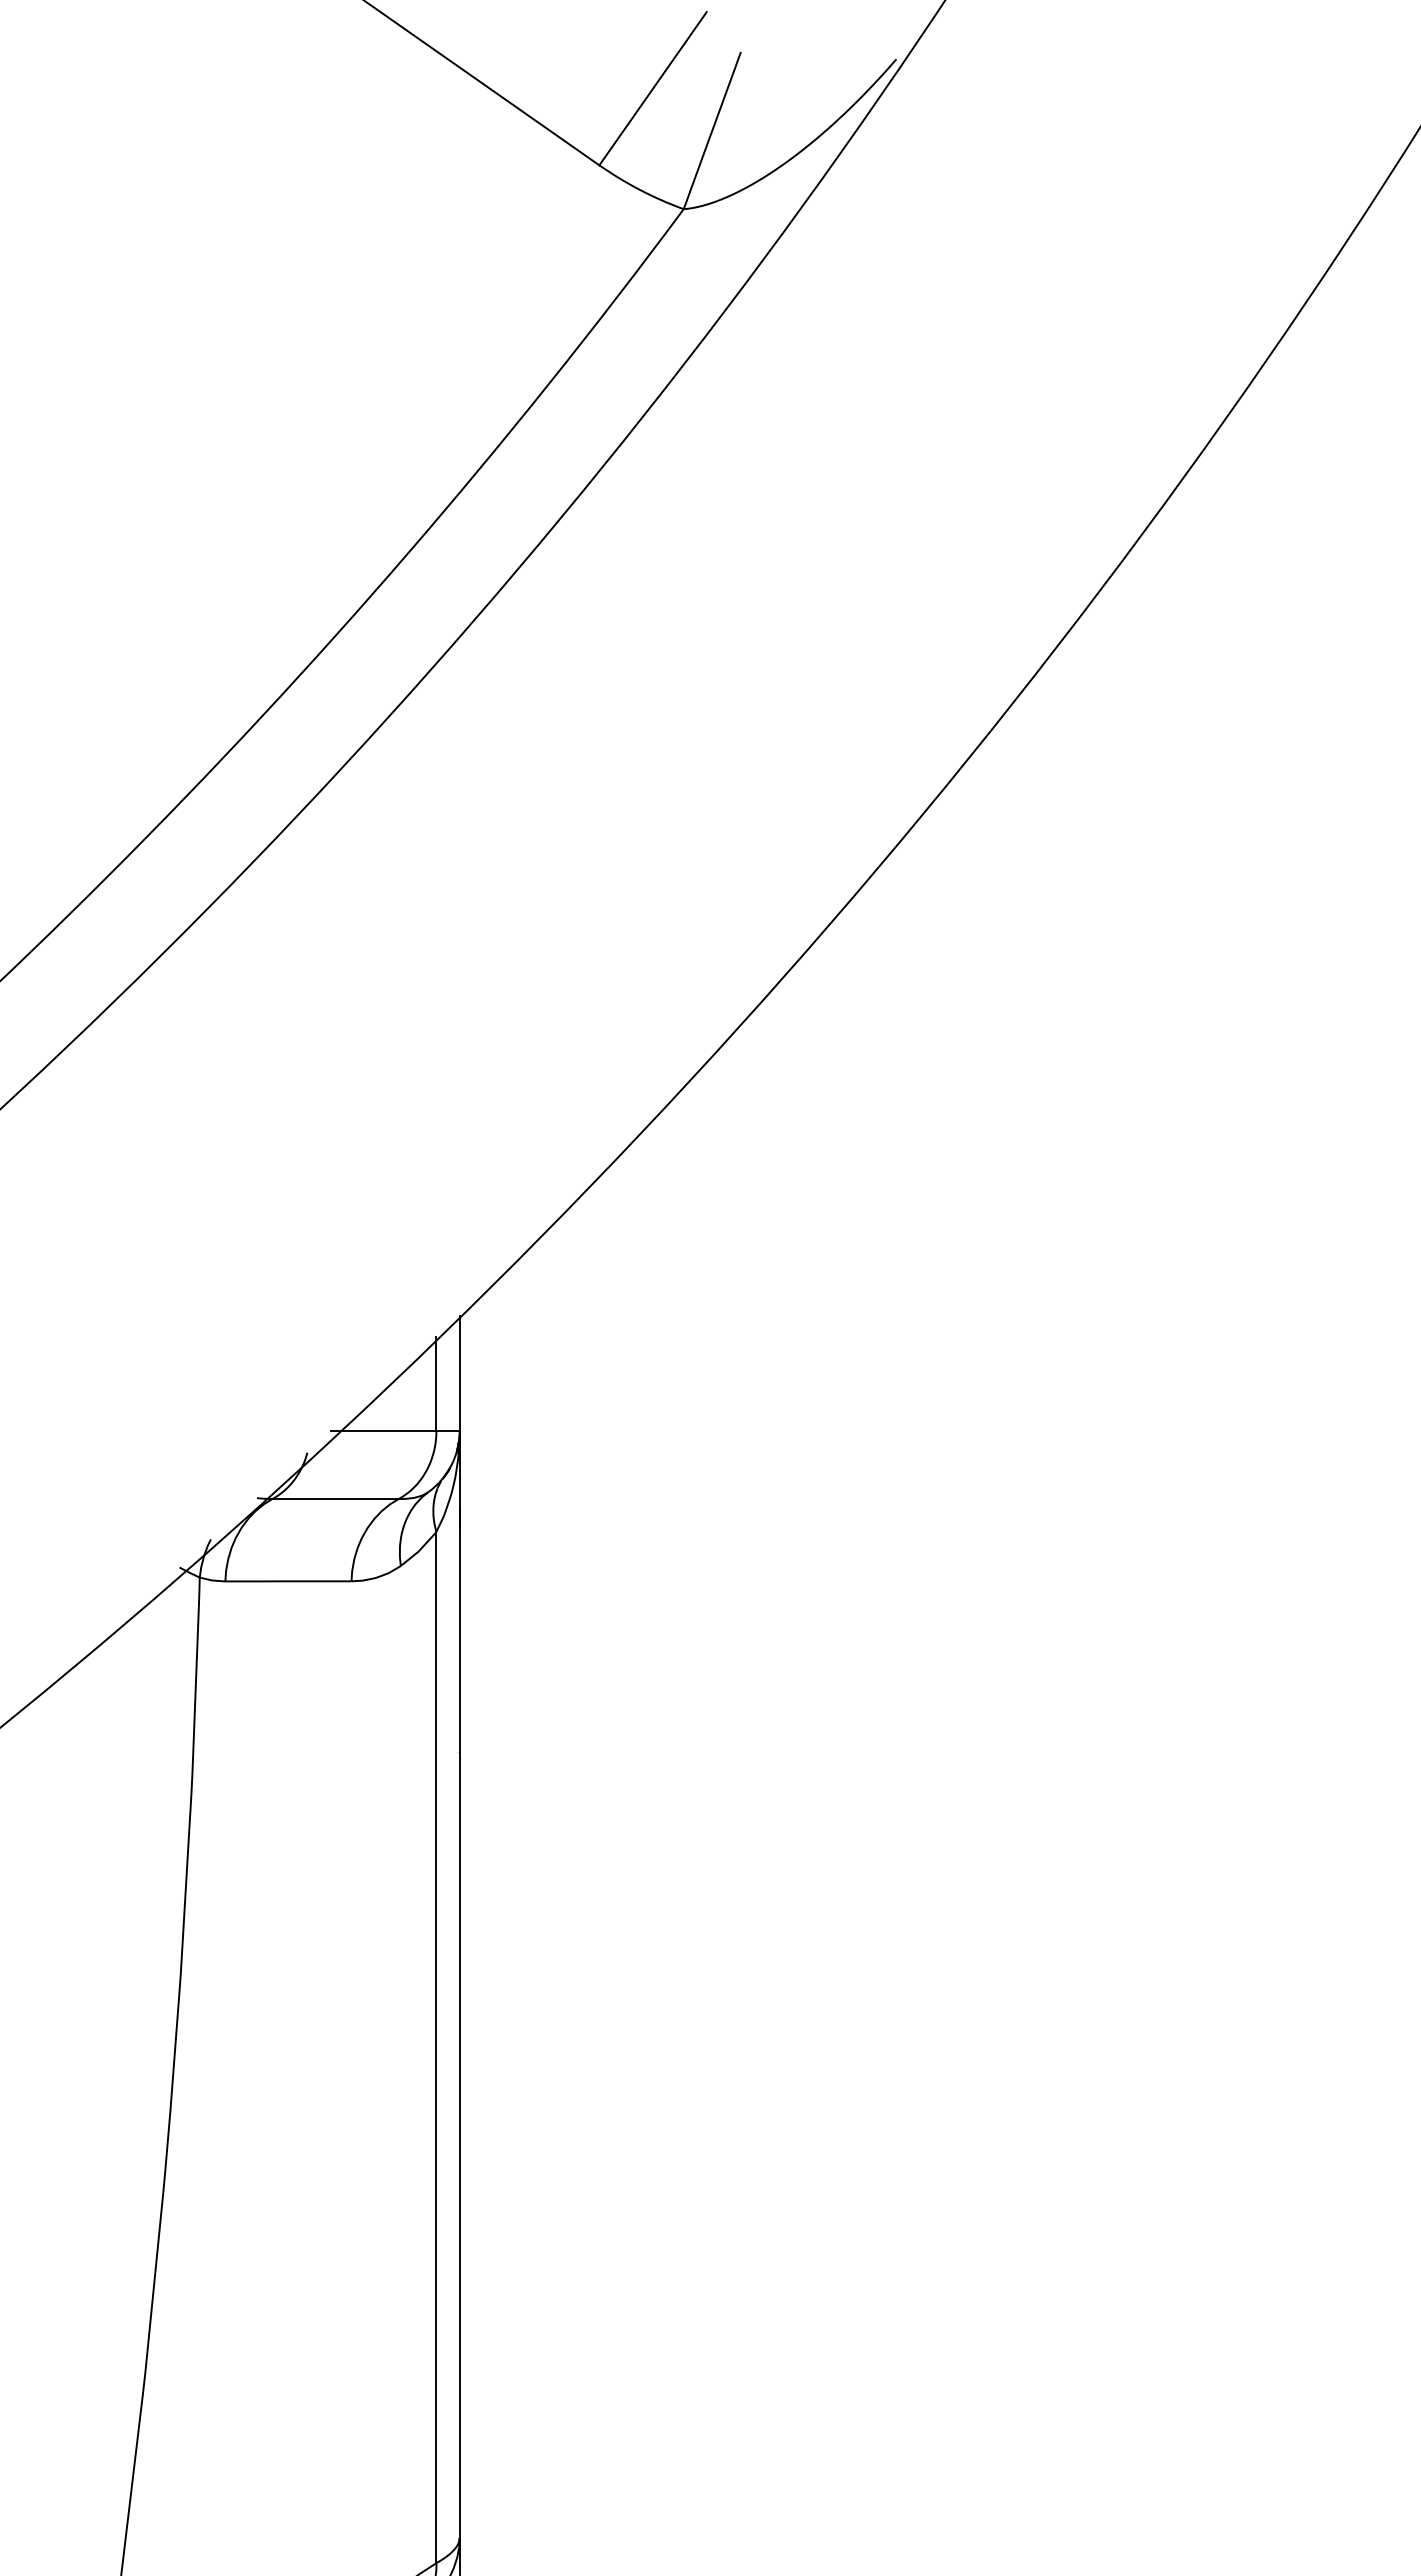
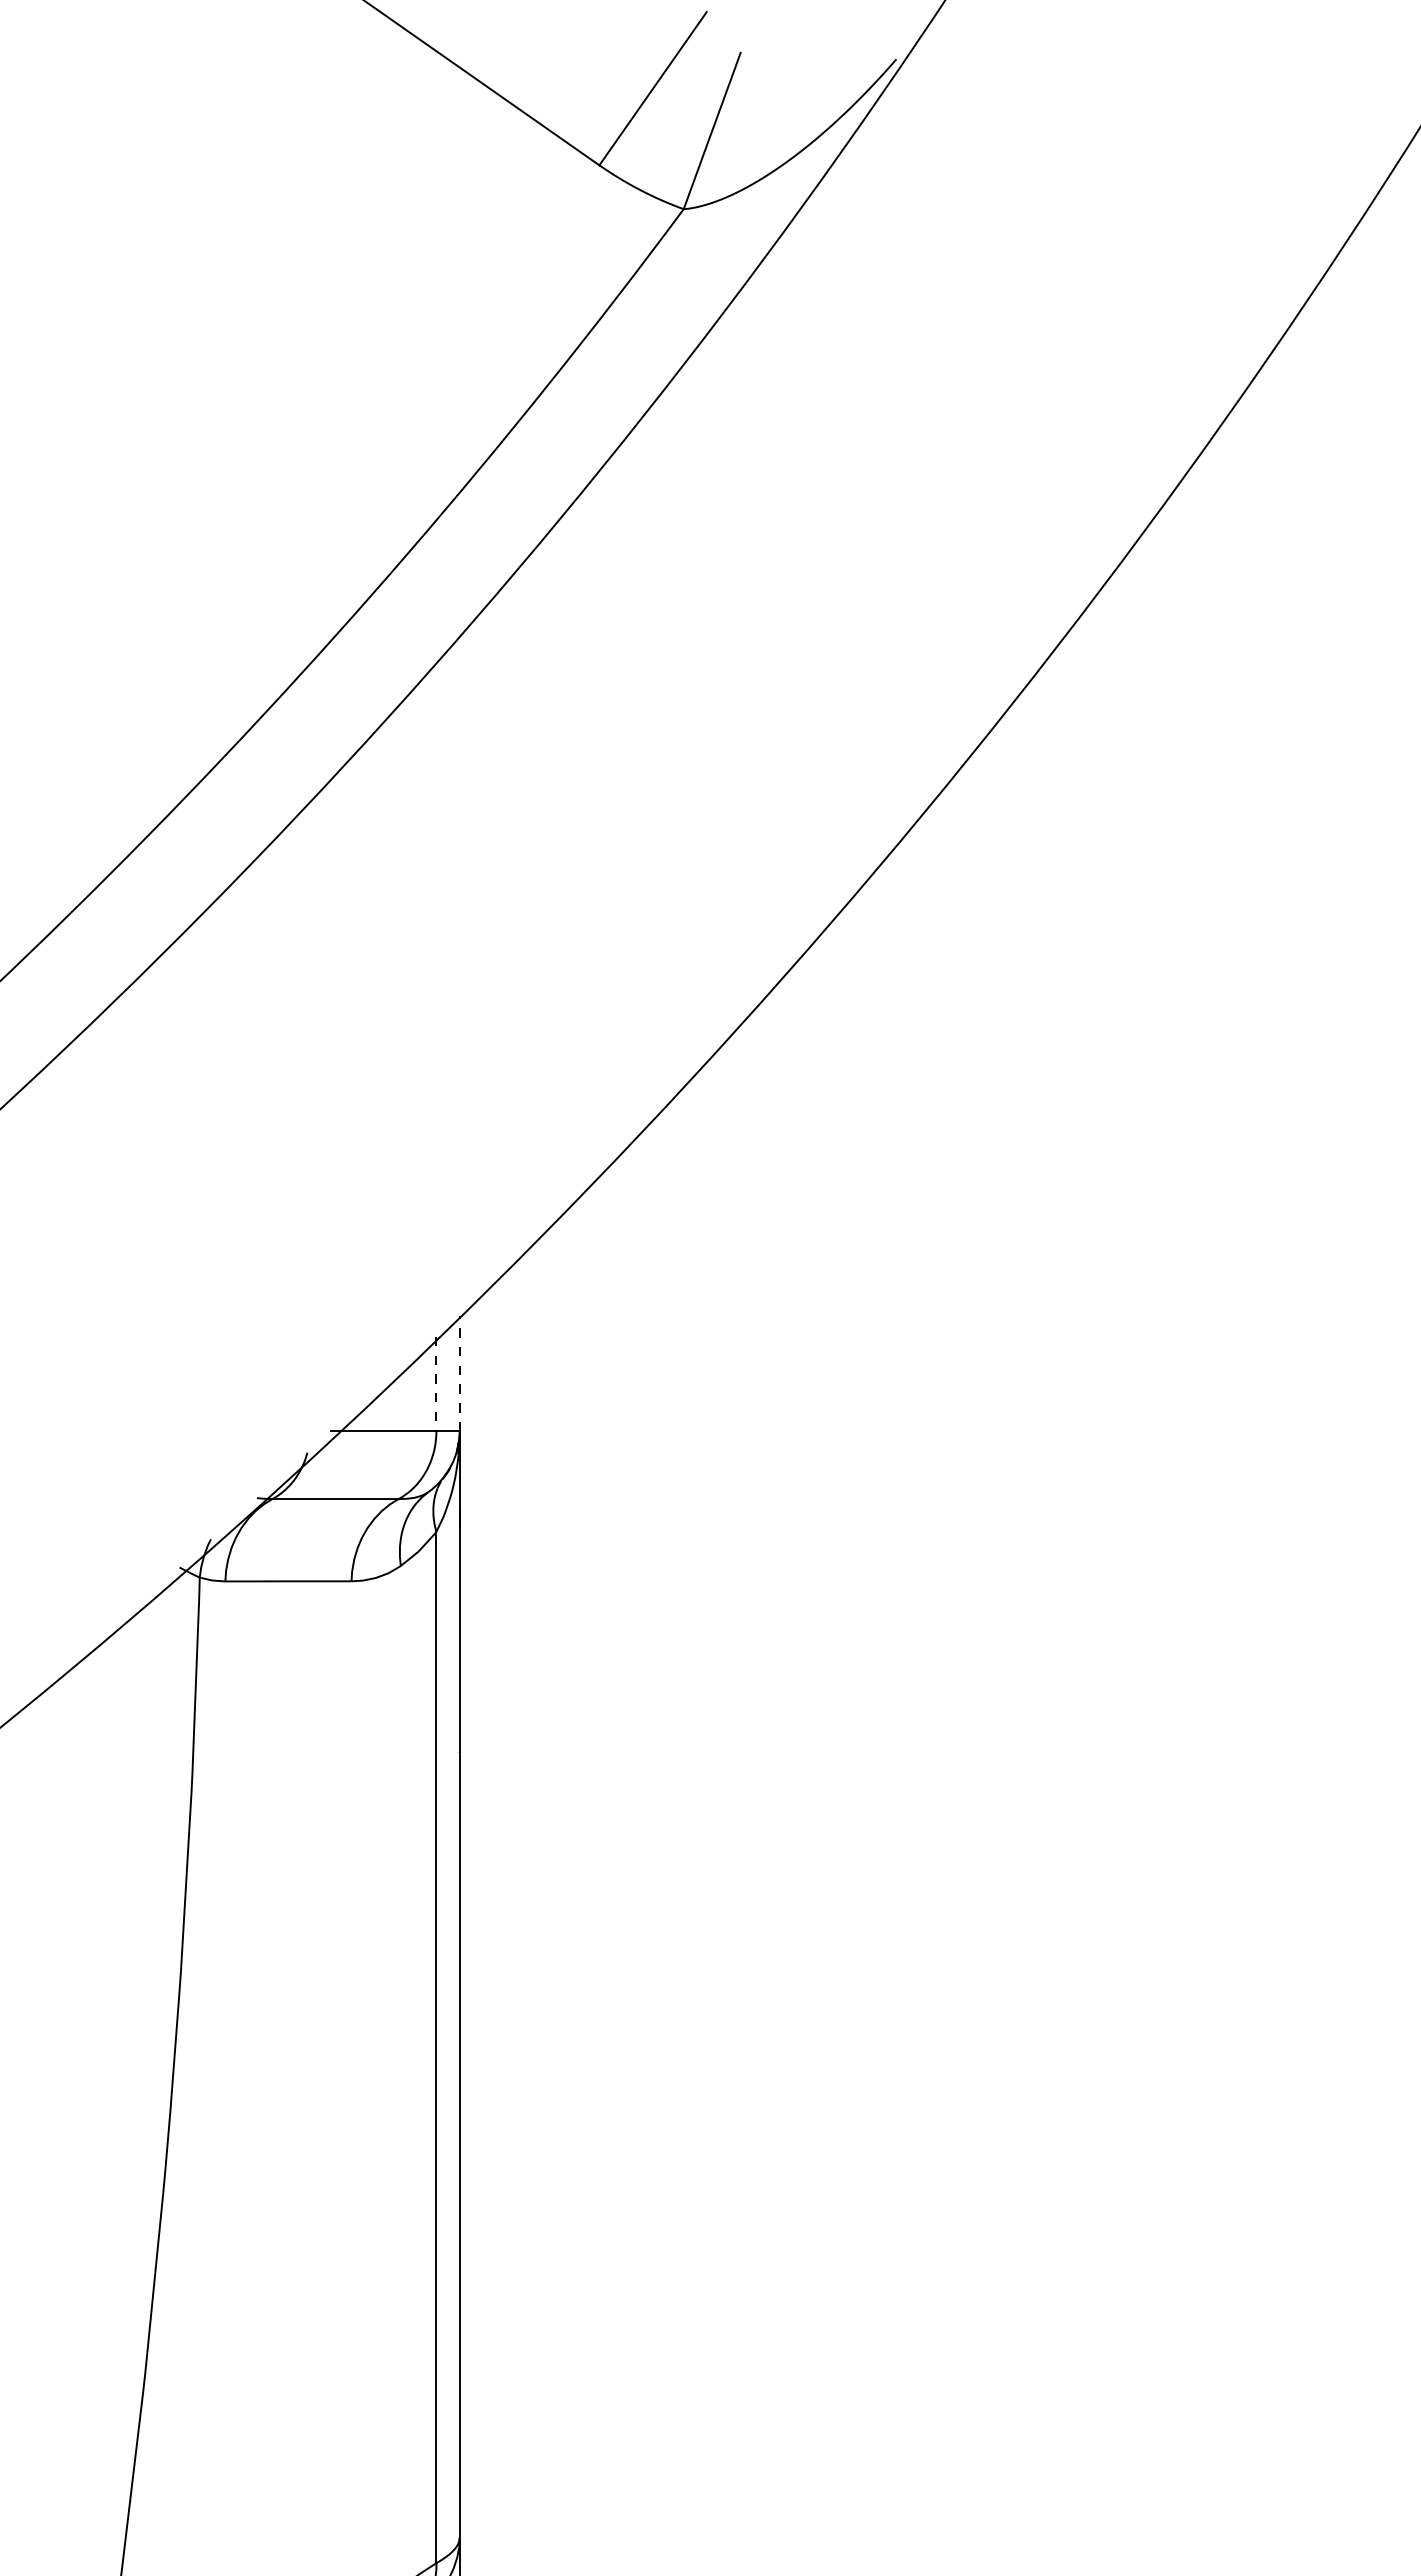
line: solid -> dashed (459, 1373)
line: solid -> dashed (436, 1384)
